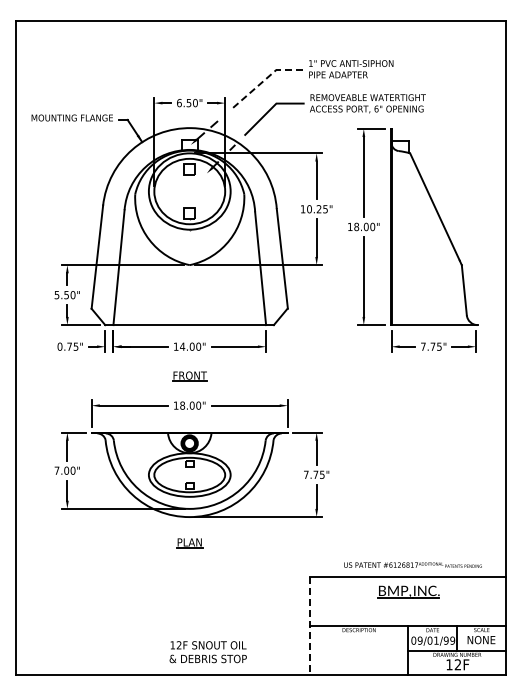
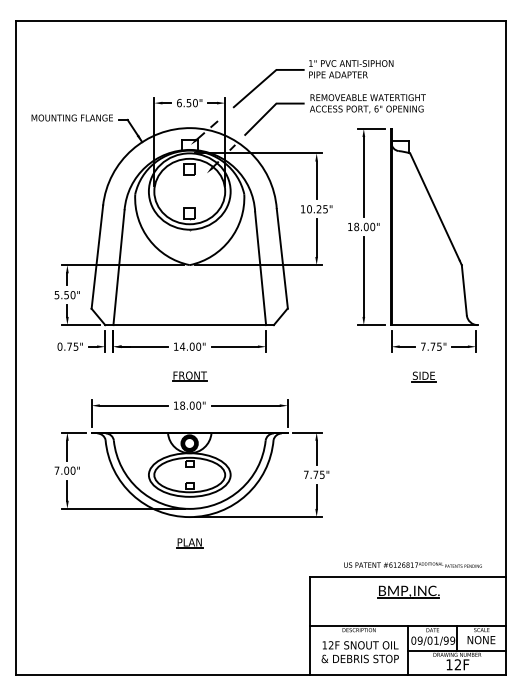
line: dashed -> solid (265, 79)
part: none -> present (423, 376)
line: dashed -> solid (310, 626)
text position: (207, 652) -> (359, 652) (359, 652)
